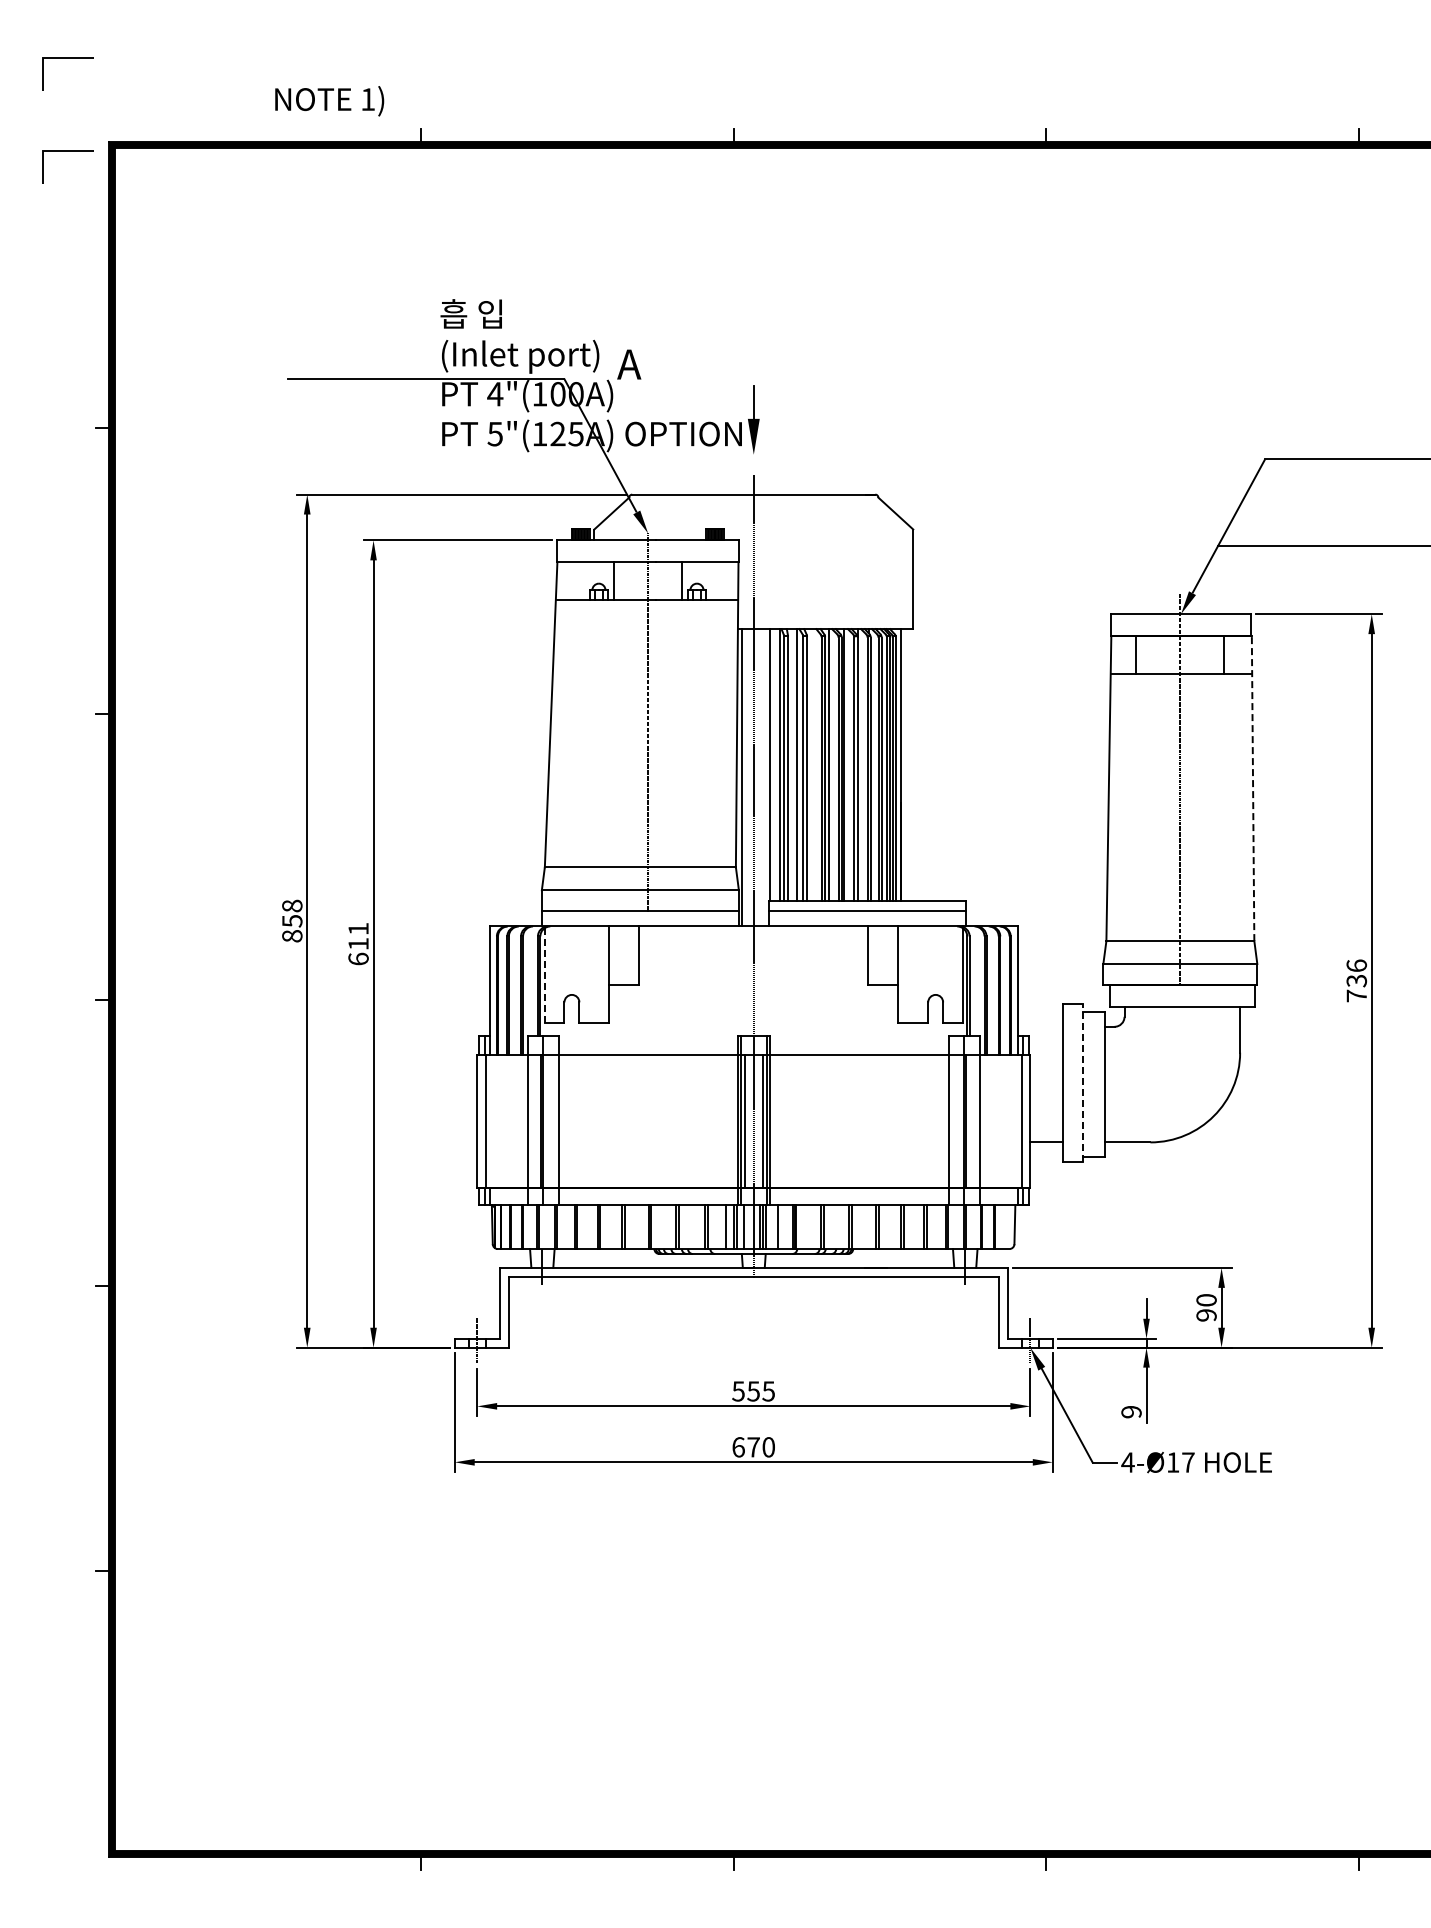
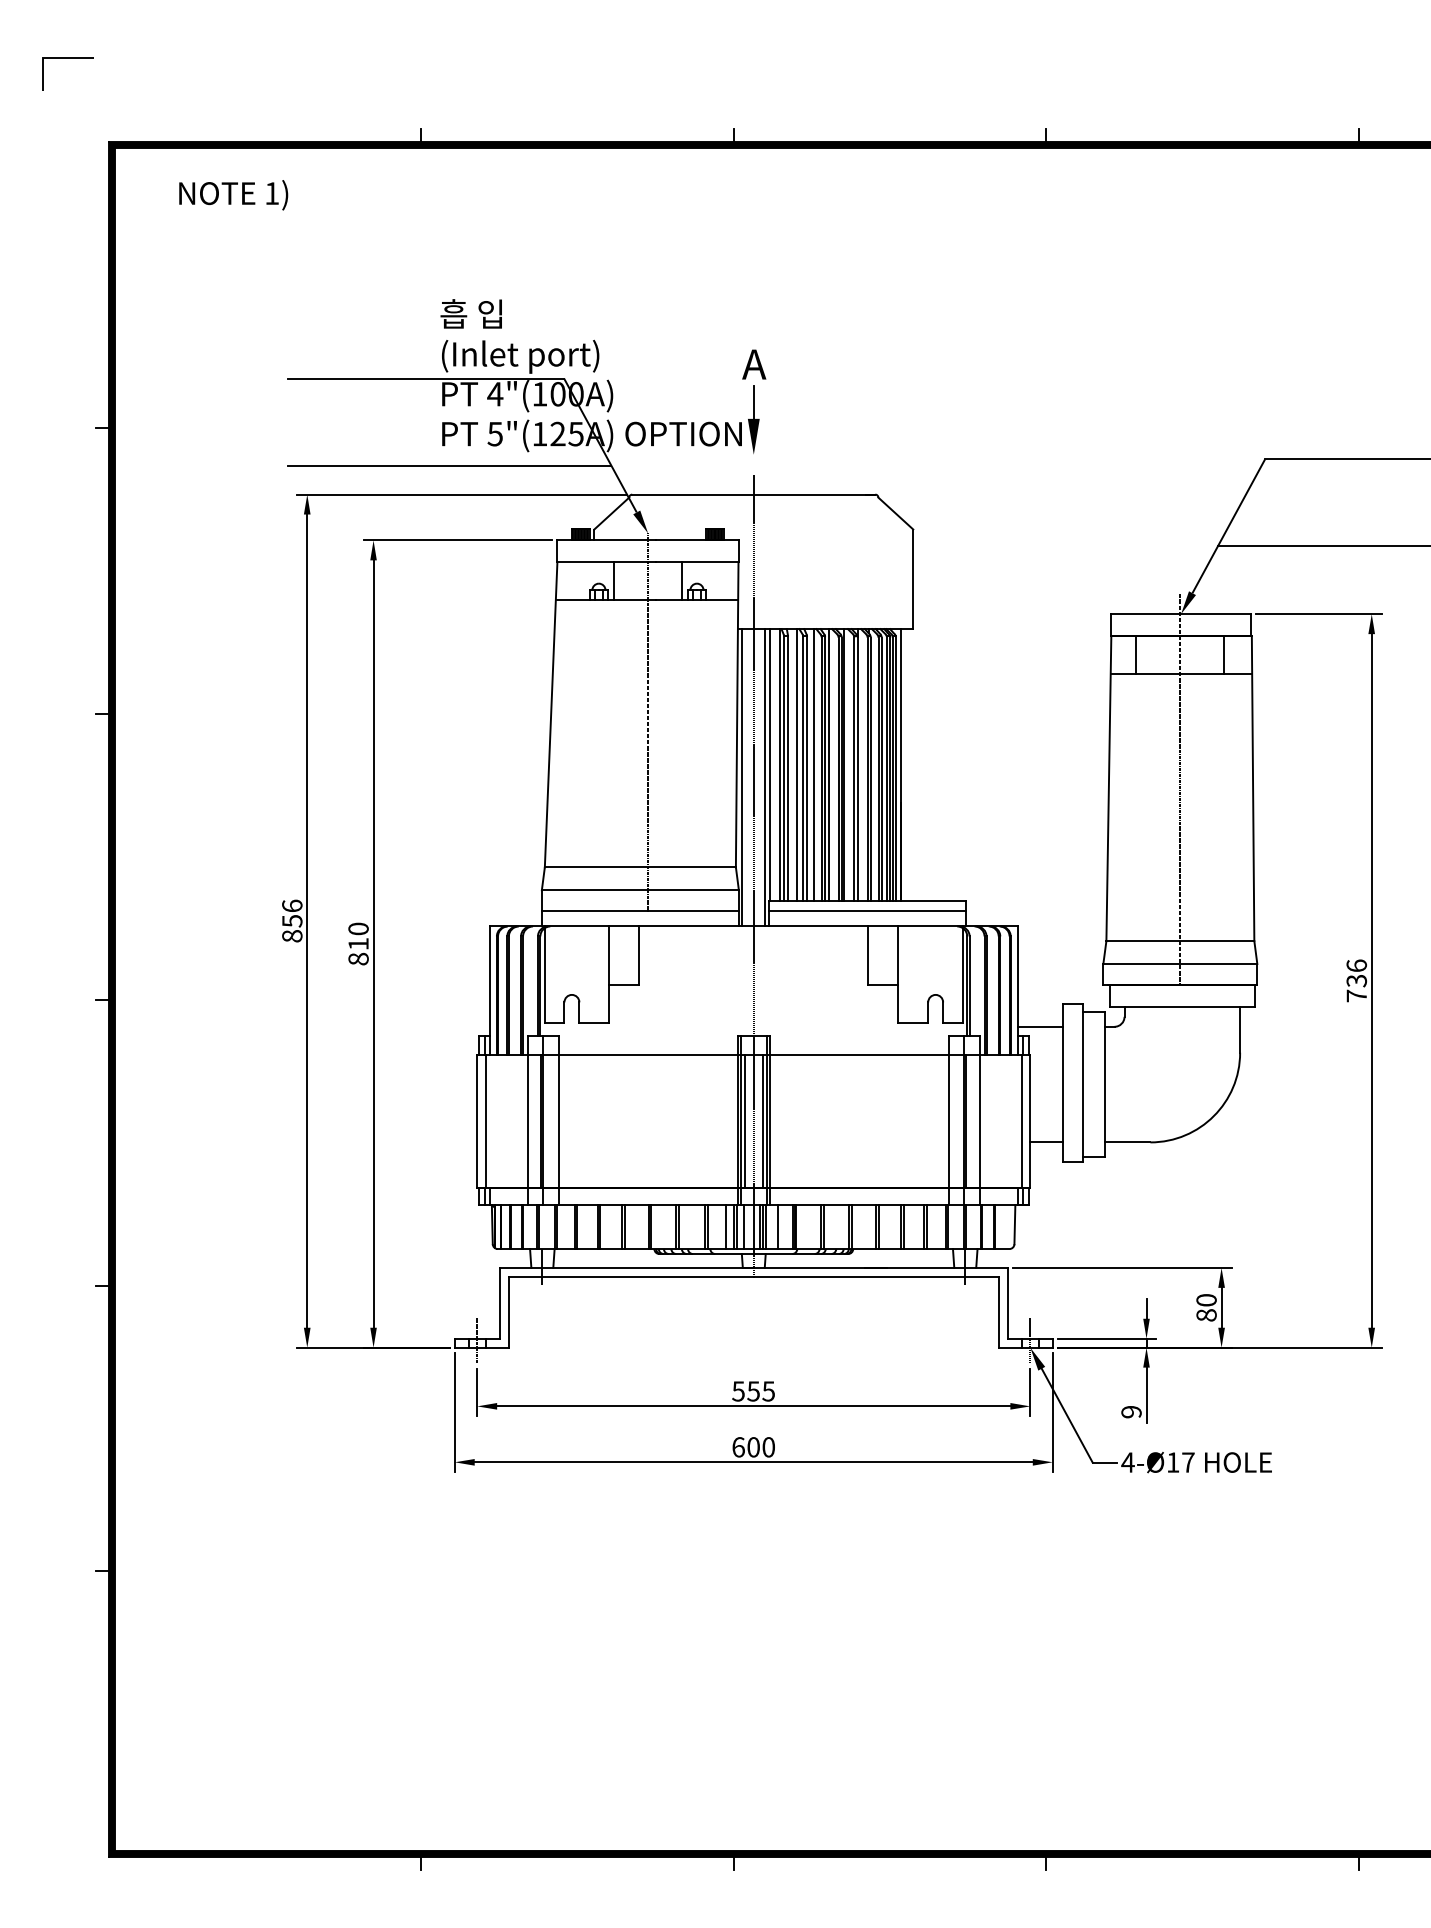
text position: (329, 101) -> (233, 195) (233, 195)
line: present -> none (67, 151)
text position: (629, 364) -> (754, 364) (754, 364)
line: none -> present (449, 465)
line: none -> present (813, 765)
line: none -> present (765, 777)
line: dashed -> solid (1253, 788)
text: 858 -> 856 (292, 905)
text: 611 -> 810 (358, 943)
line: dashed -> solid (544, 974)
line: none -> present (1039, 1026)
line: dashed -> solid (1082, 1082)
text: 90 -> 80 (1206, 1315)
text: 670 -> 600 (753, 1447)
